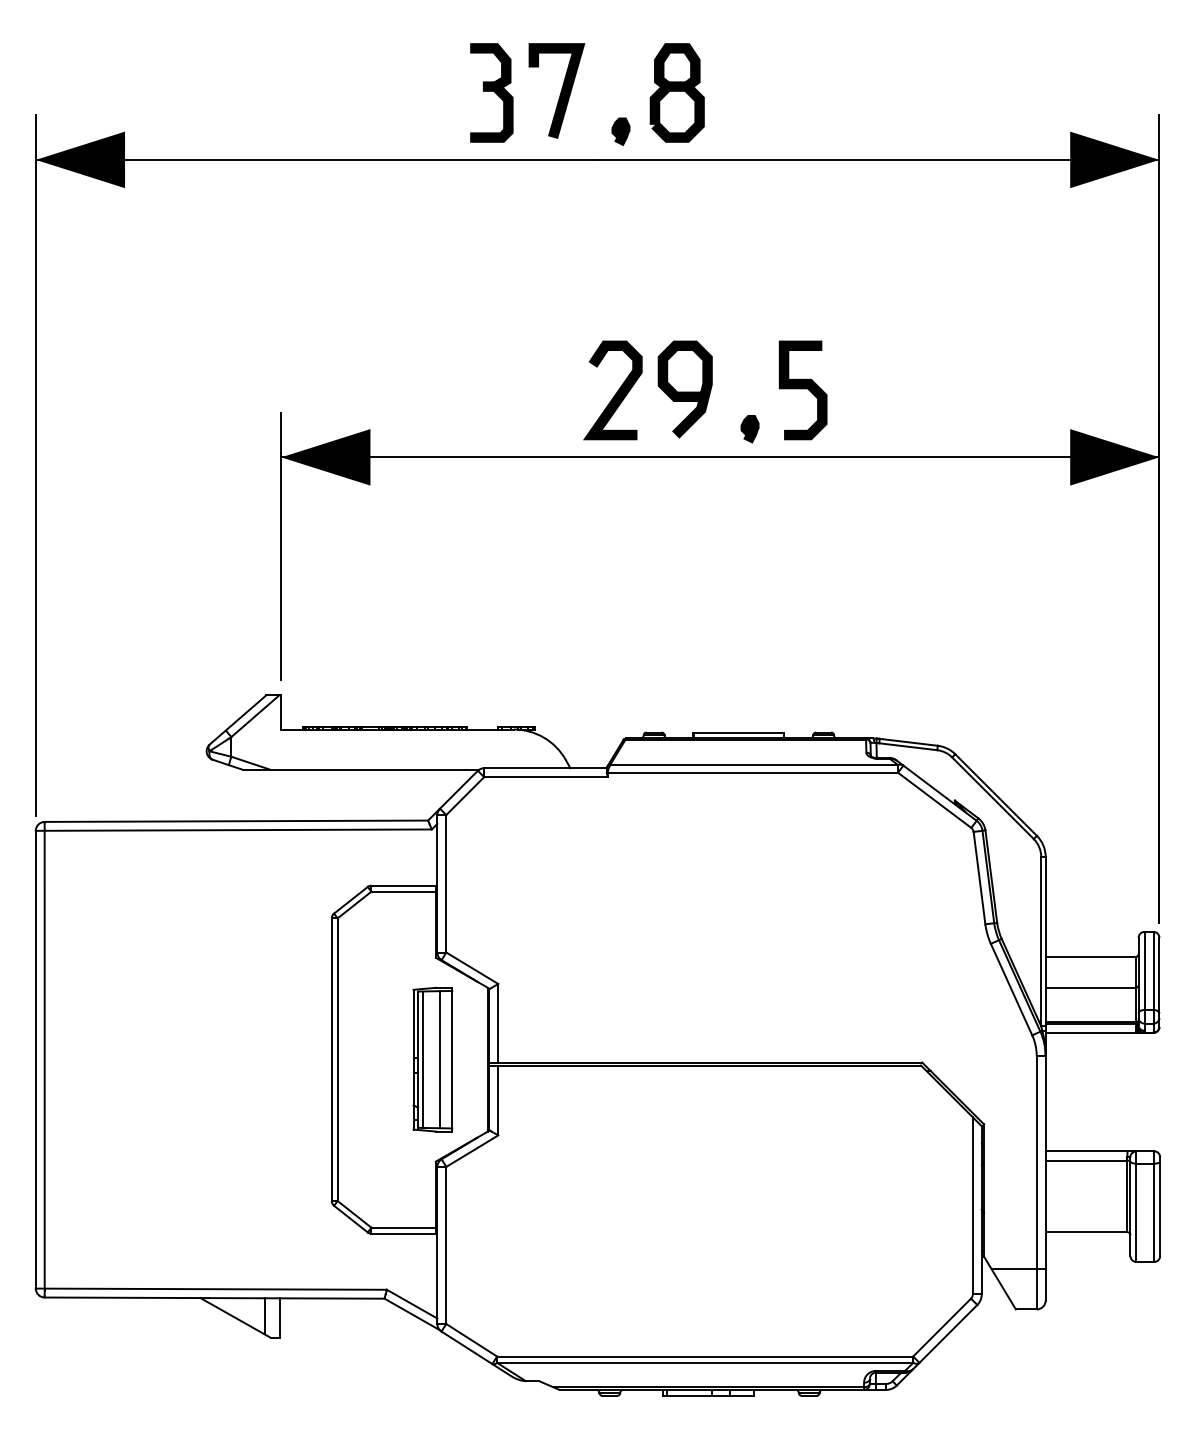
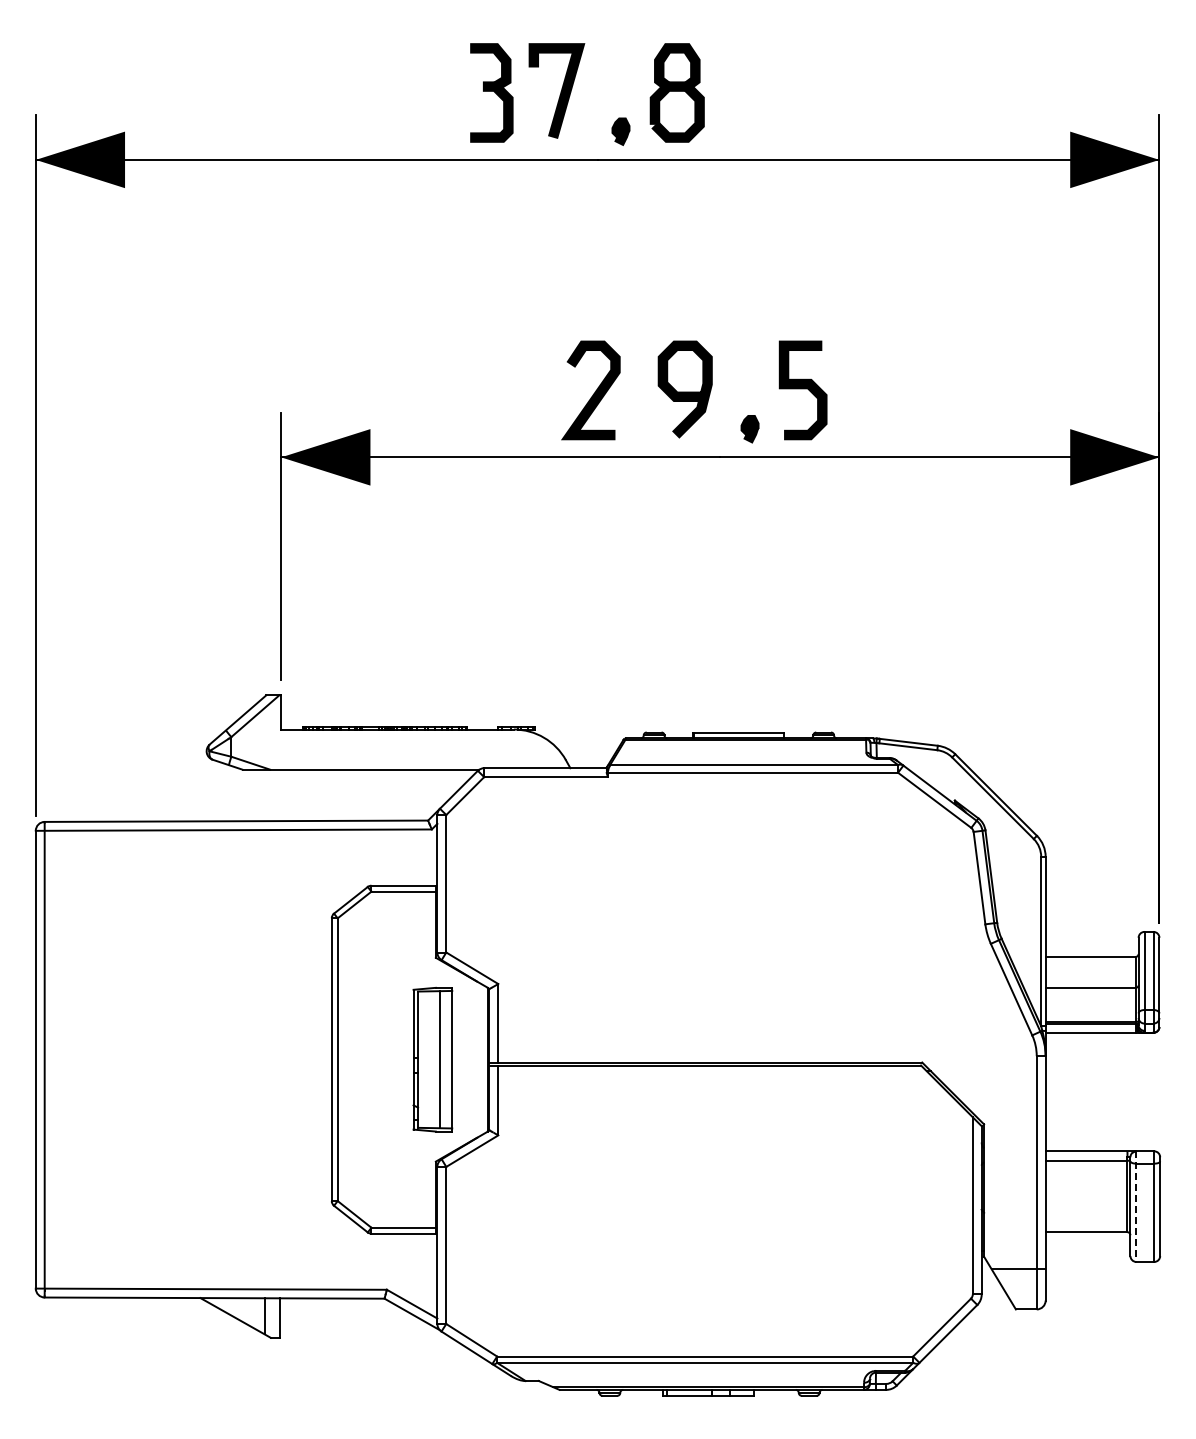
curve position: (615, 393) -> (593, 393) (593, 393)
line: present -> none (422, 1059)
line: solid -> dashed (1136, 1207)
